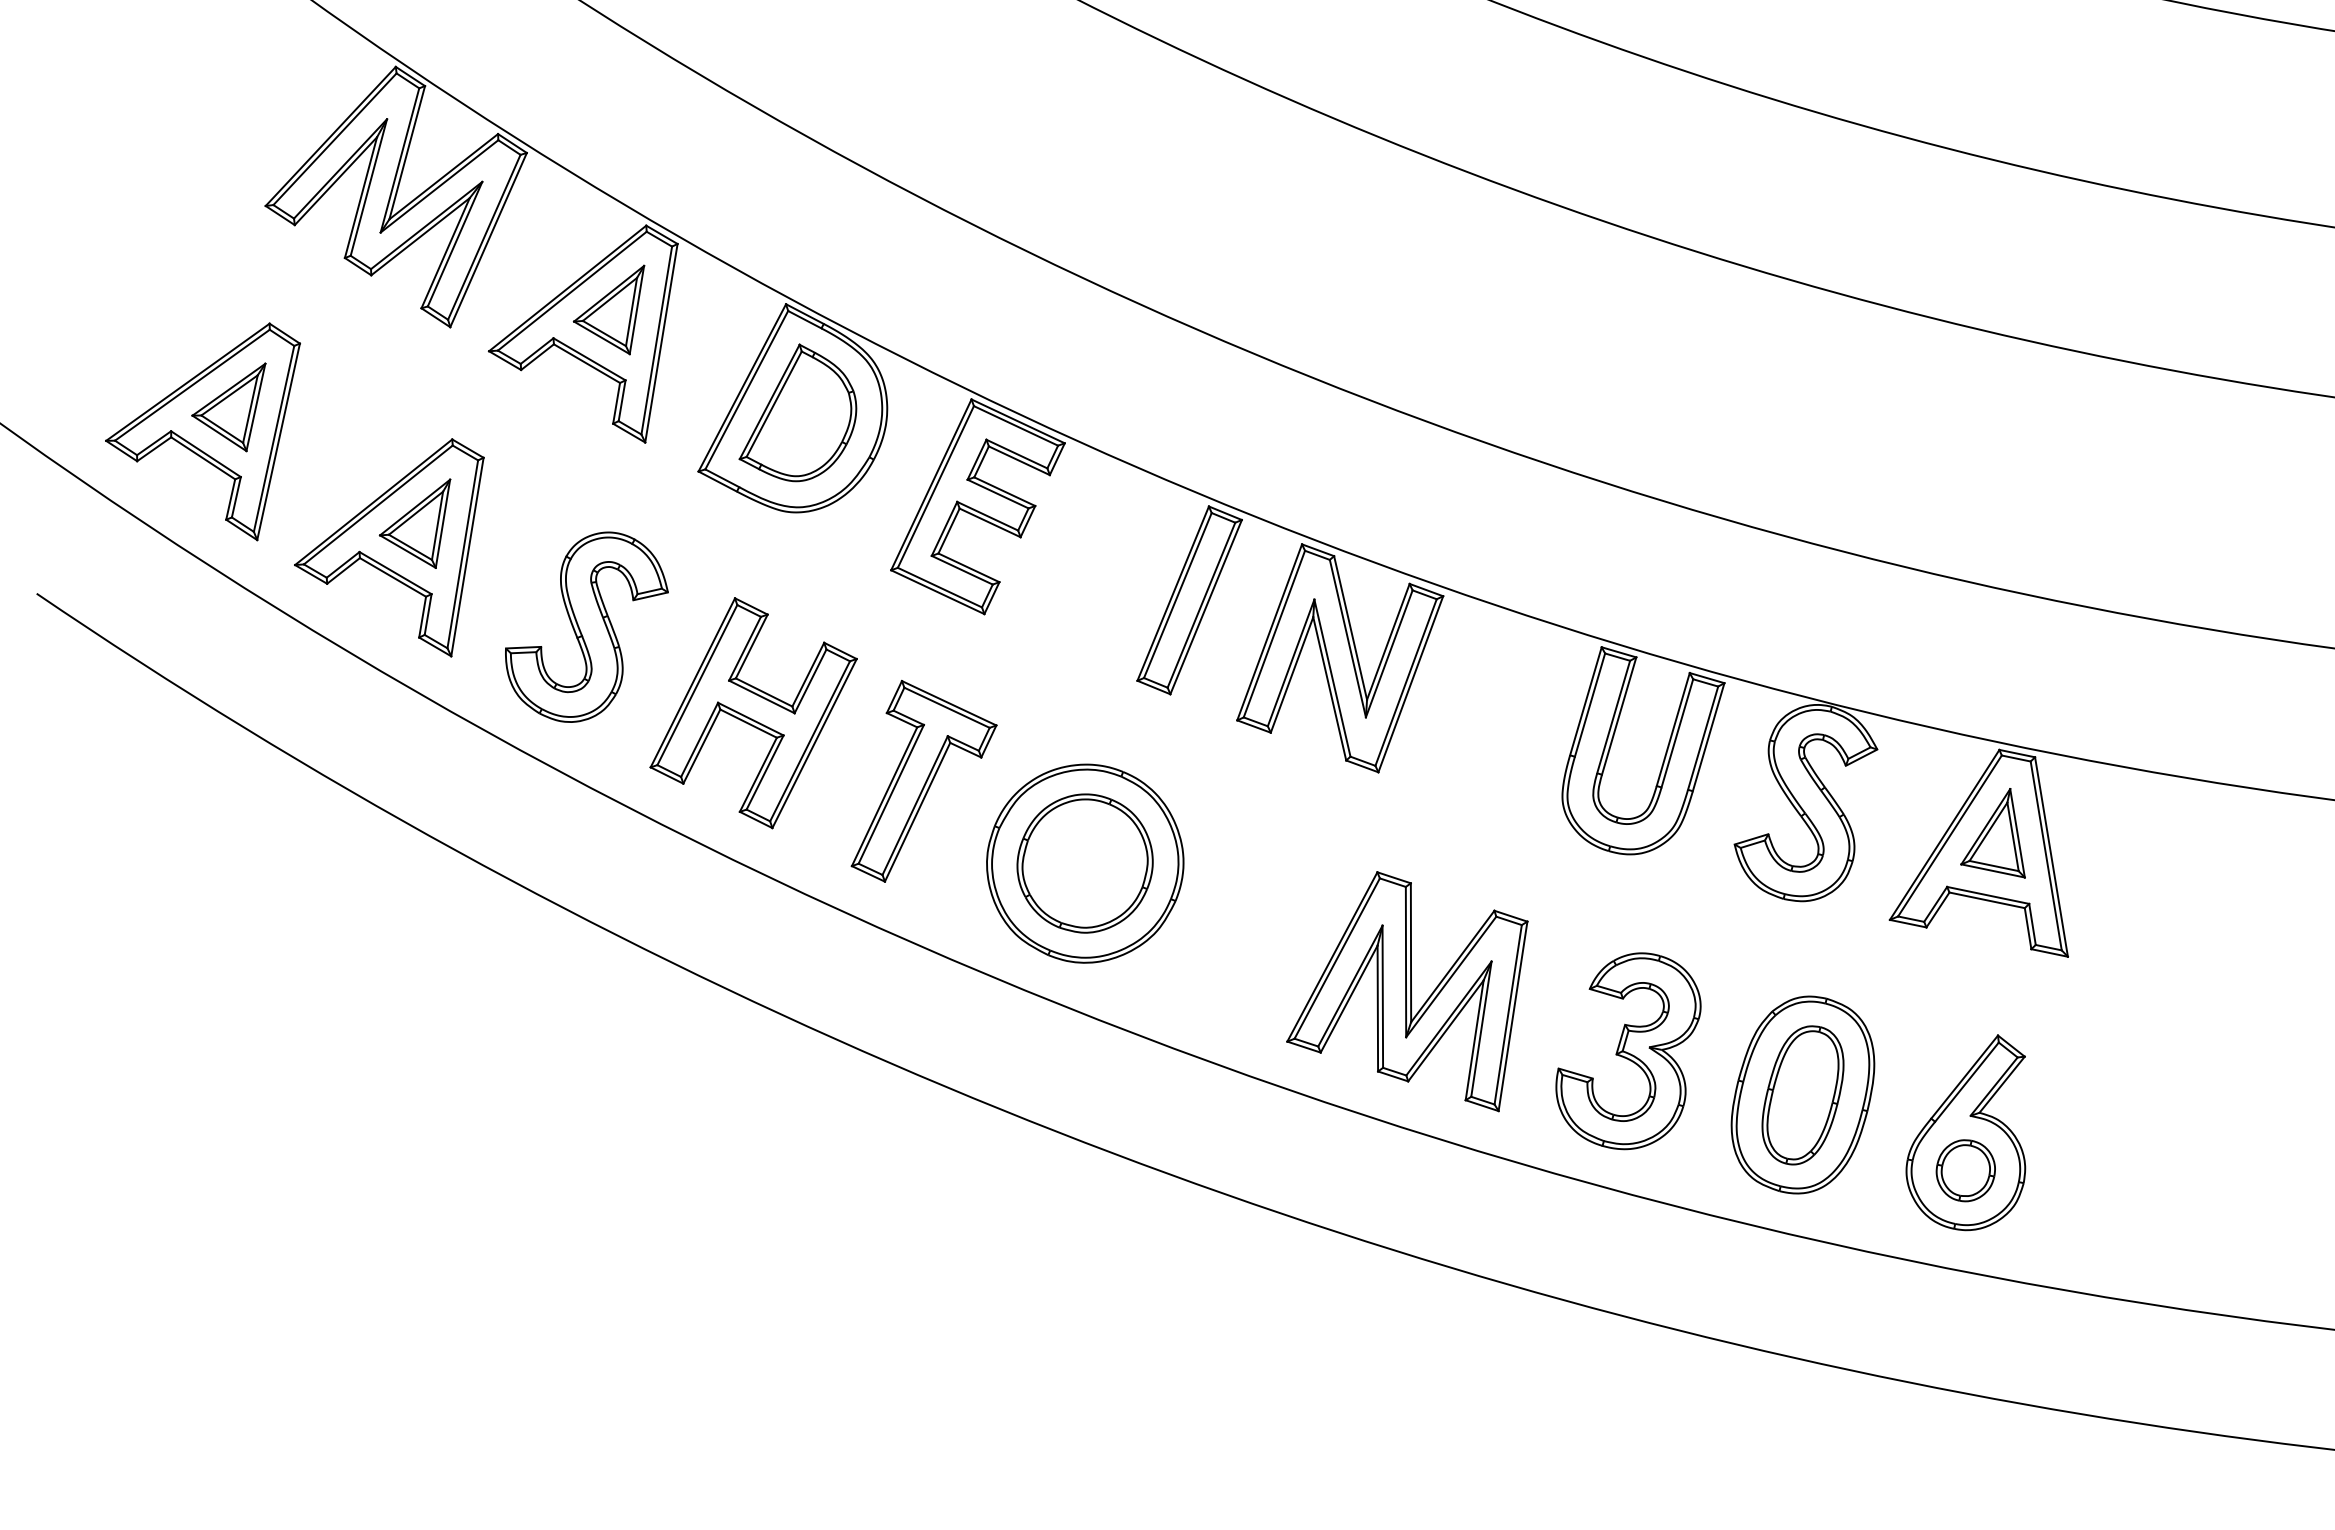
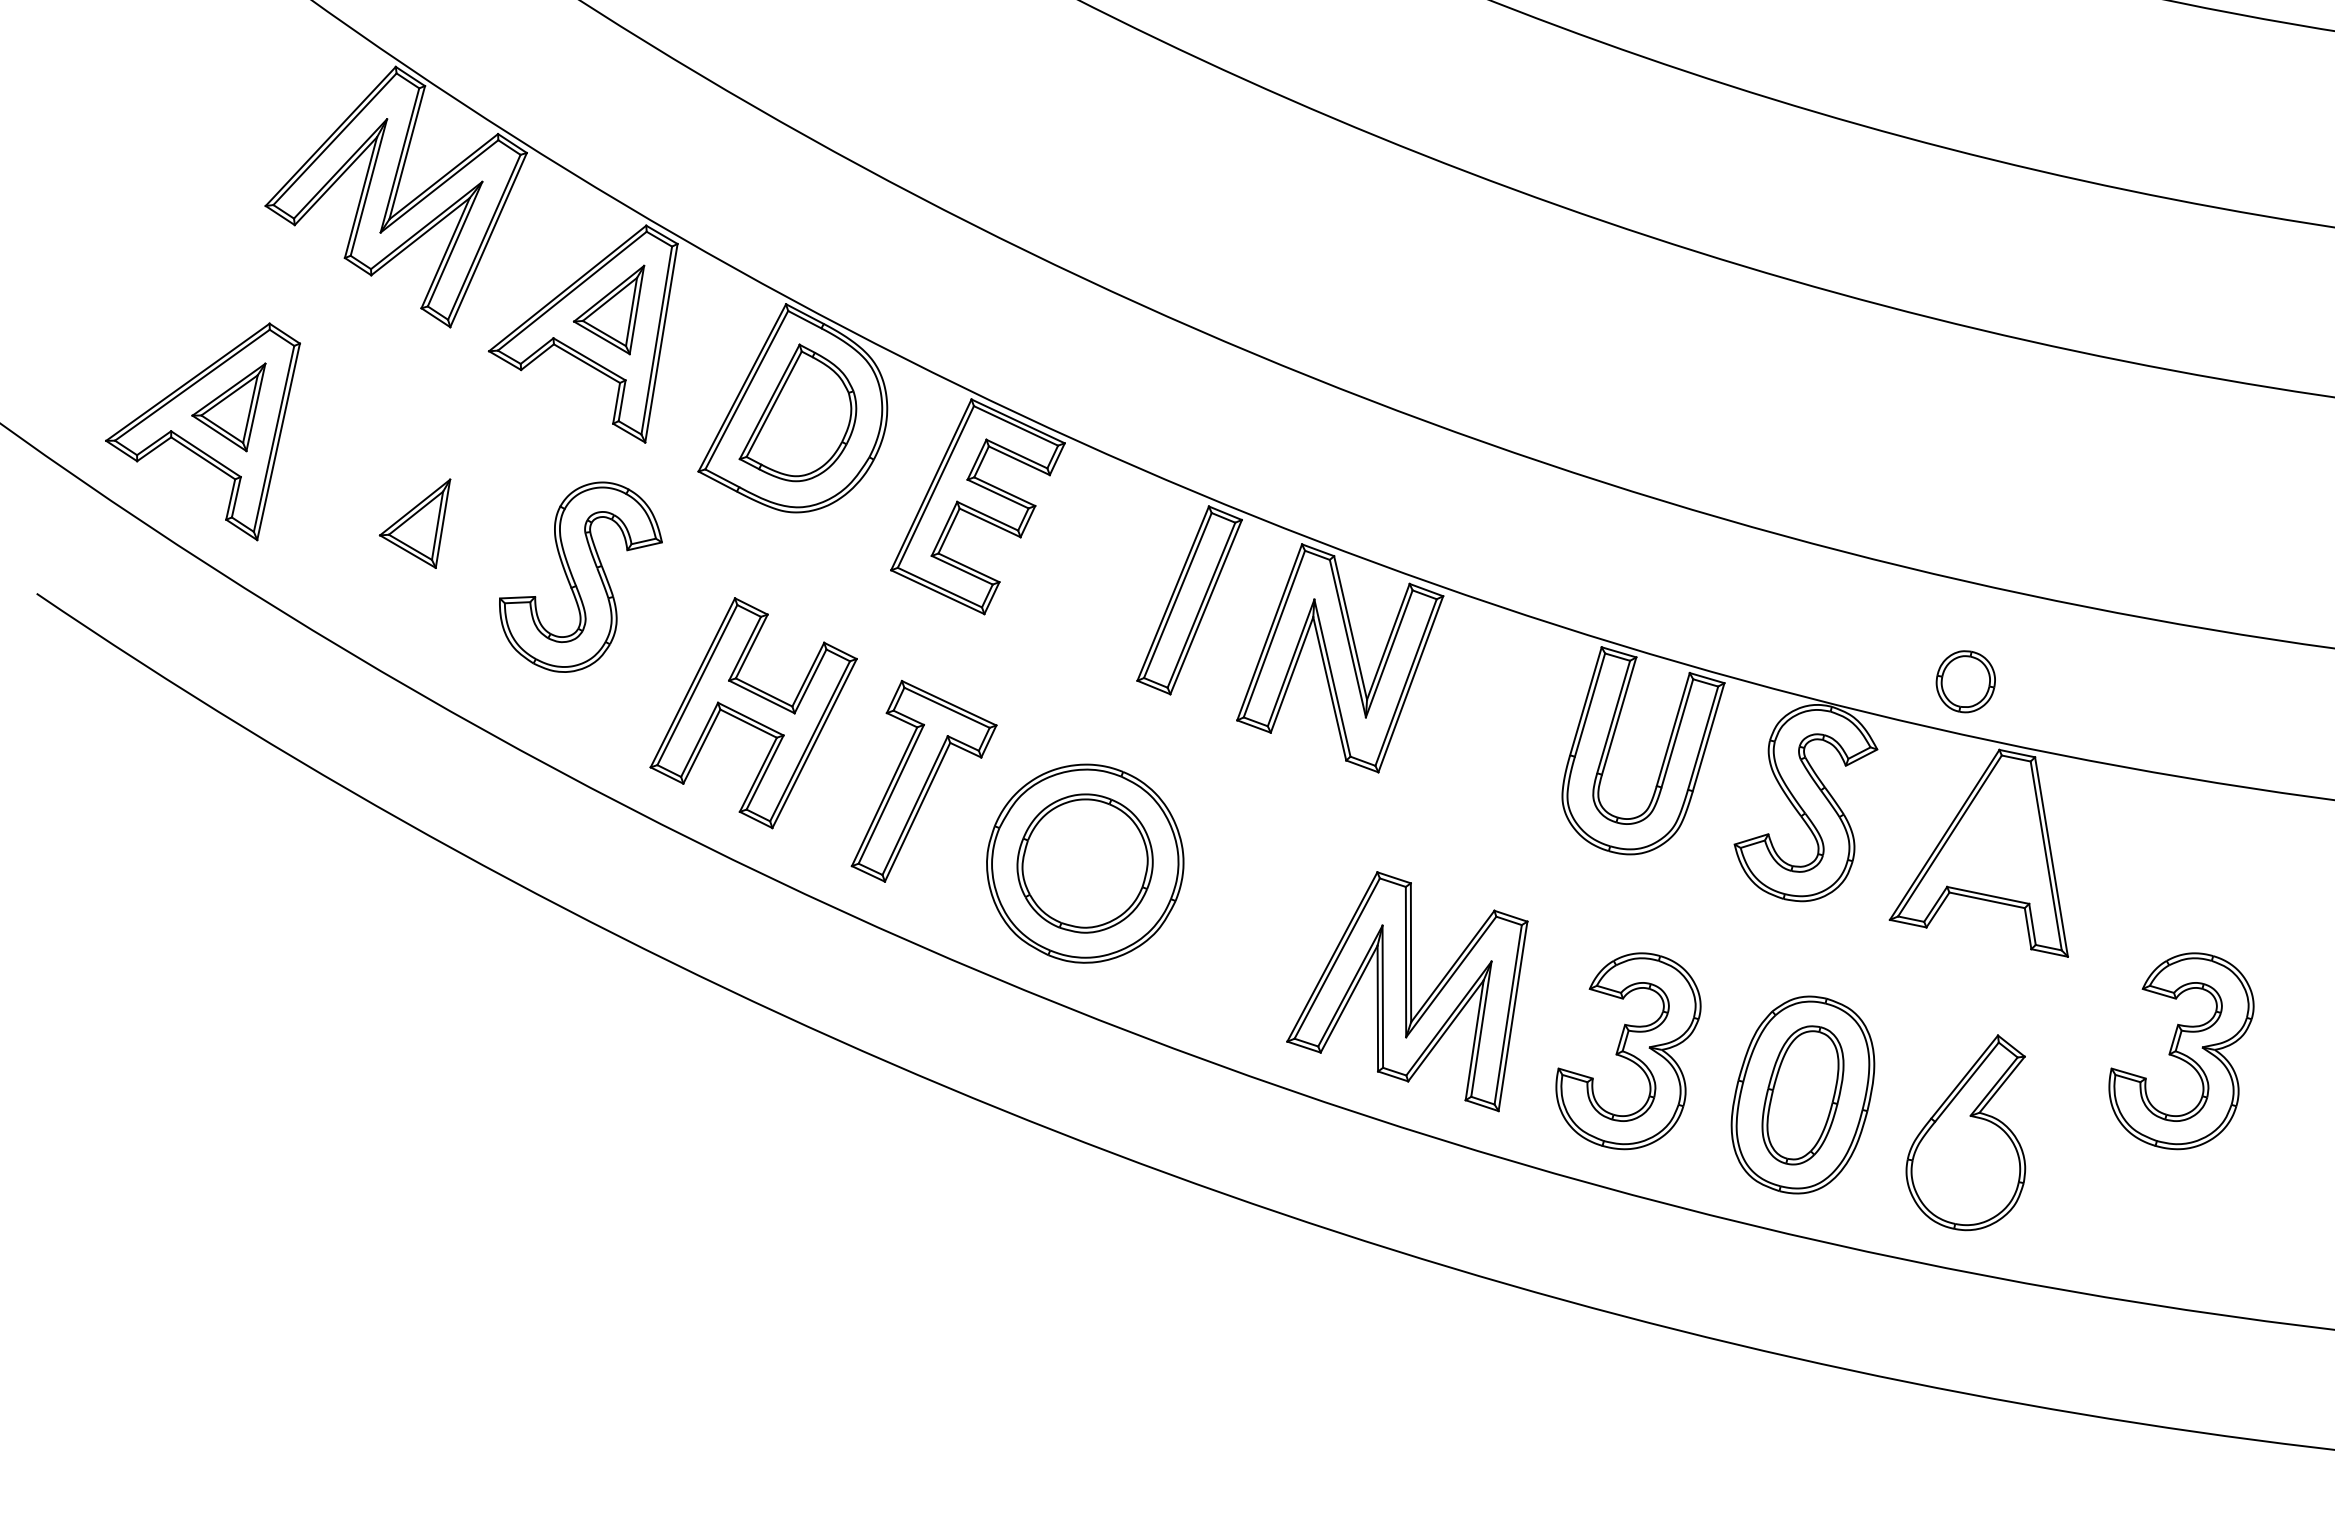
part: present -> none (389, 547)
part position: (586, 626) -> (580, 576) (580, 576)
part: present -> none (1992, 833)
part: none -> present (2181, 1051)
part position: (1965, 1170) -> (1965, 681) (1965, 681)
